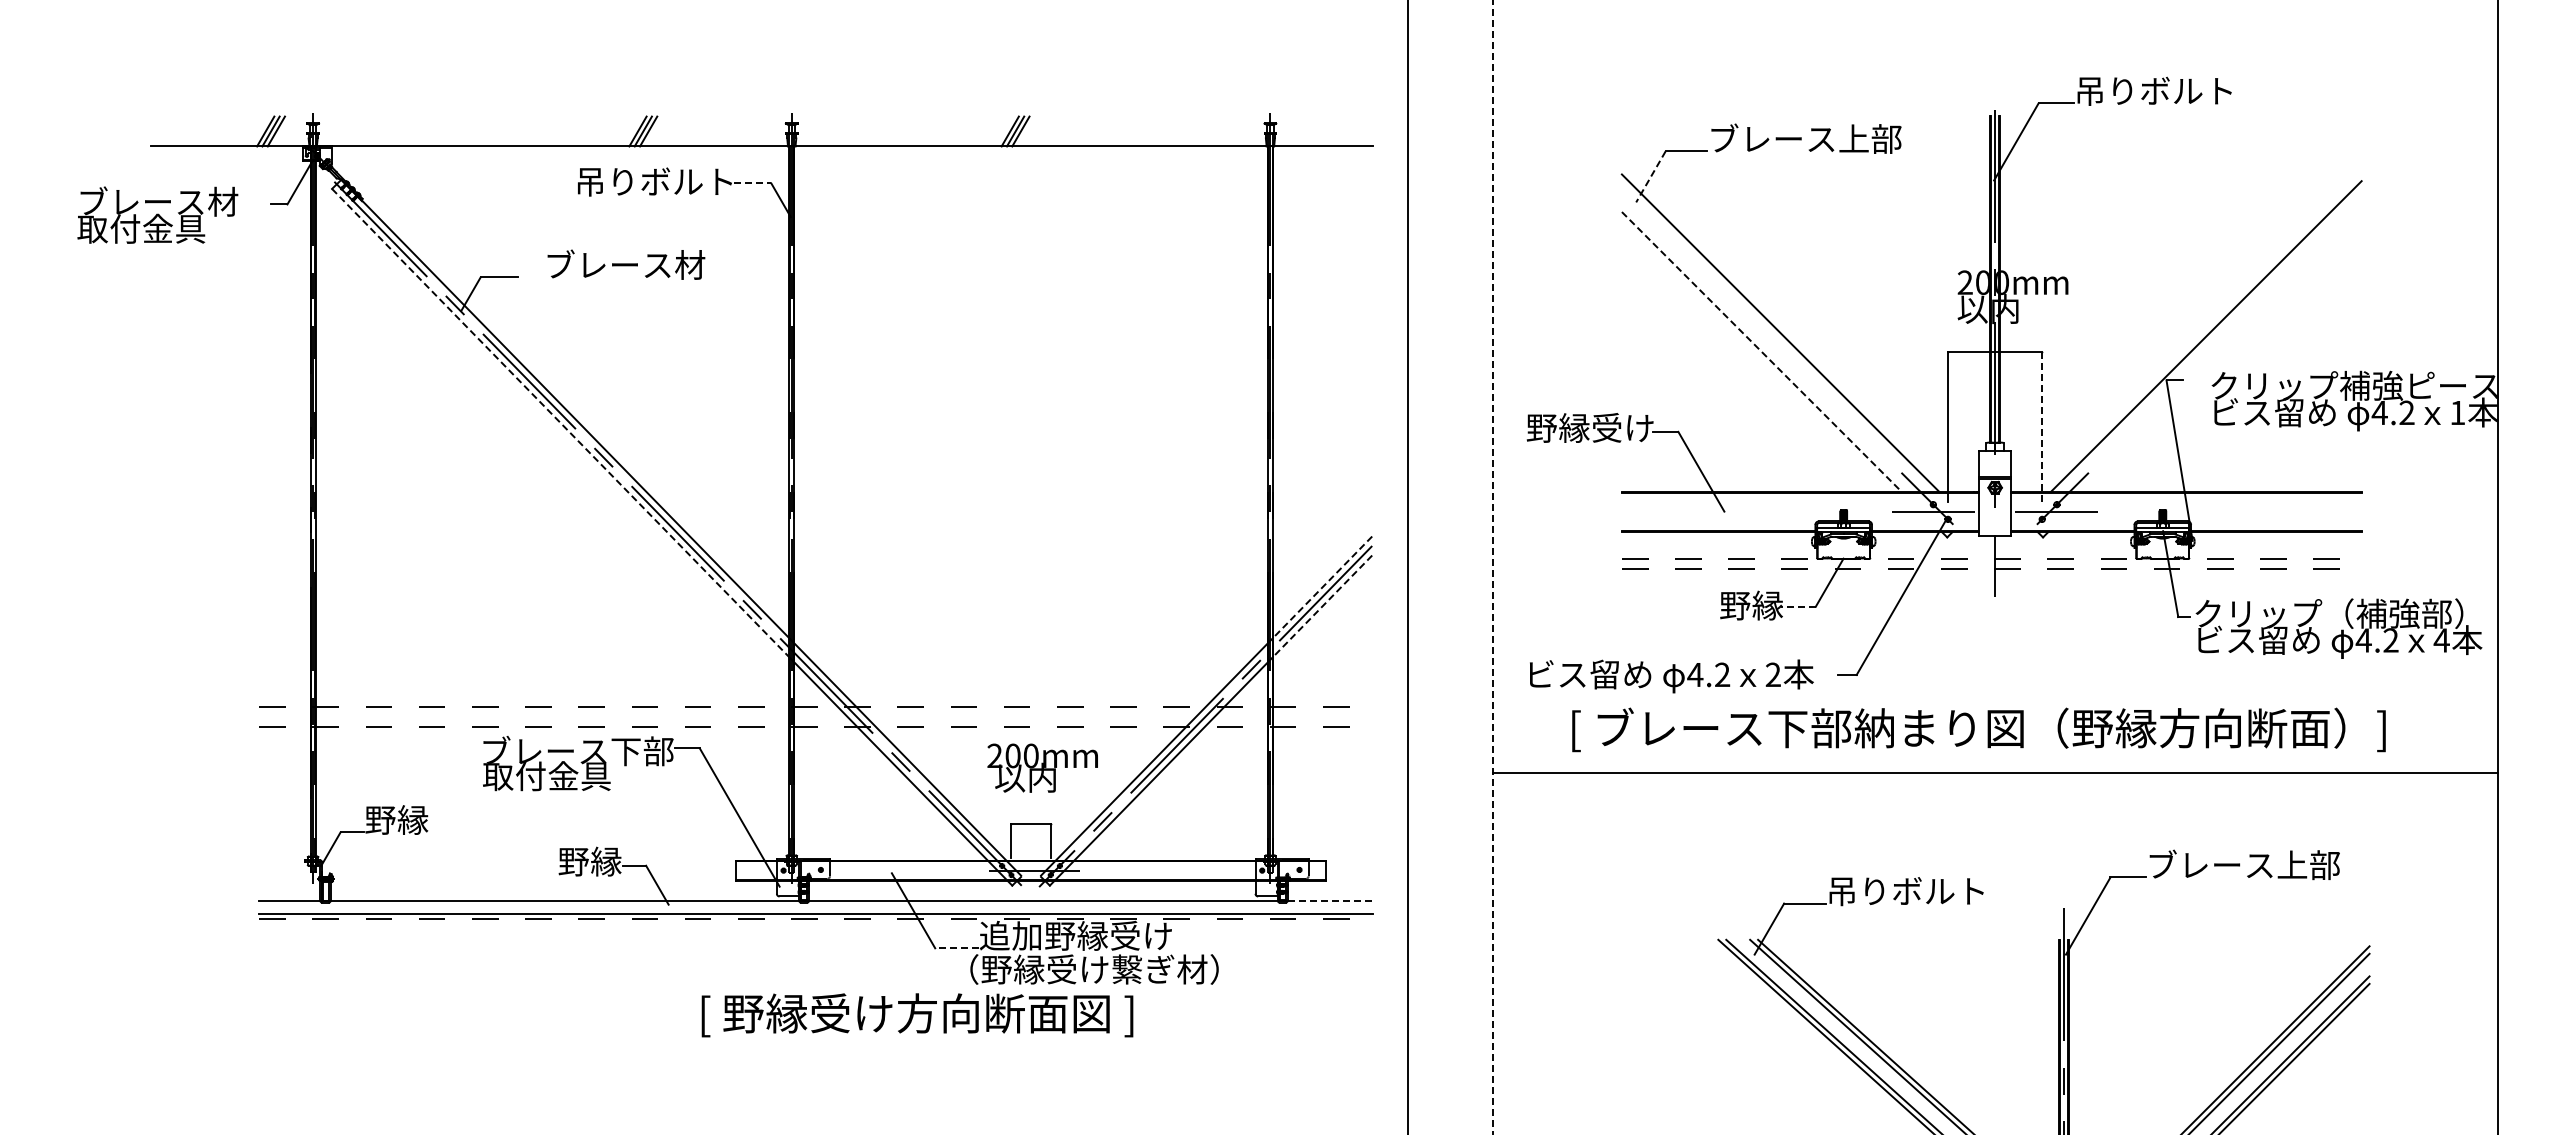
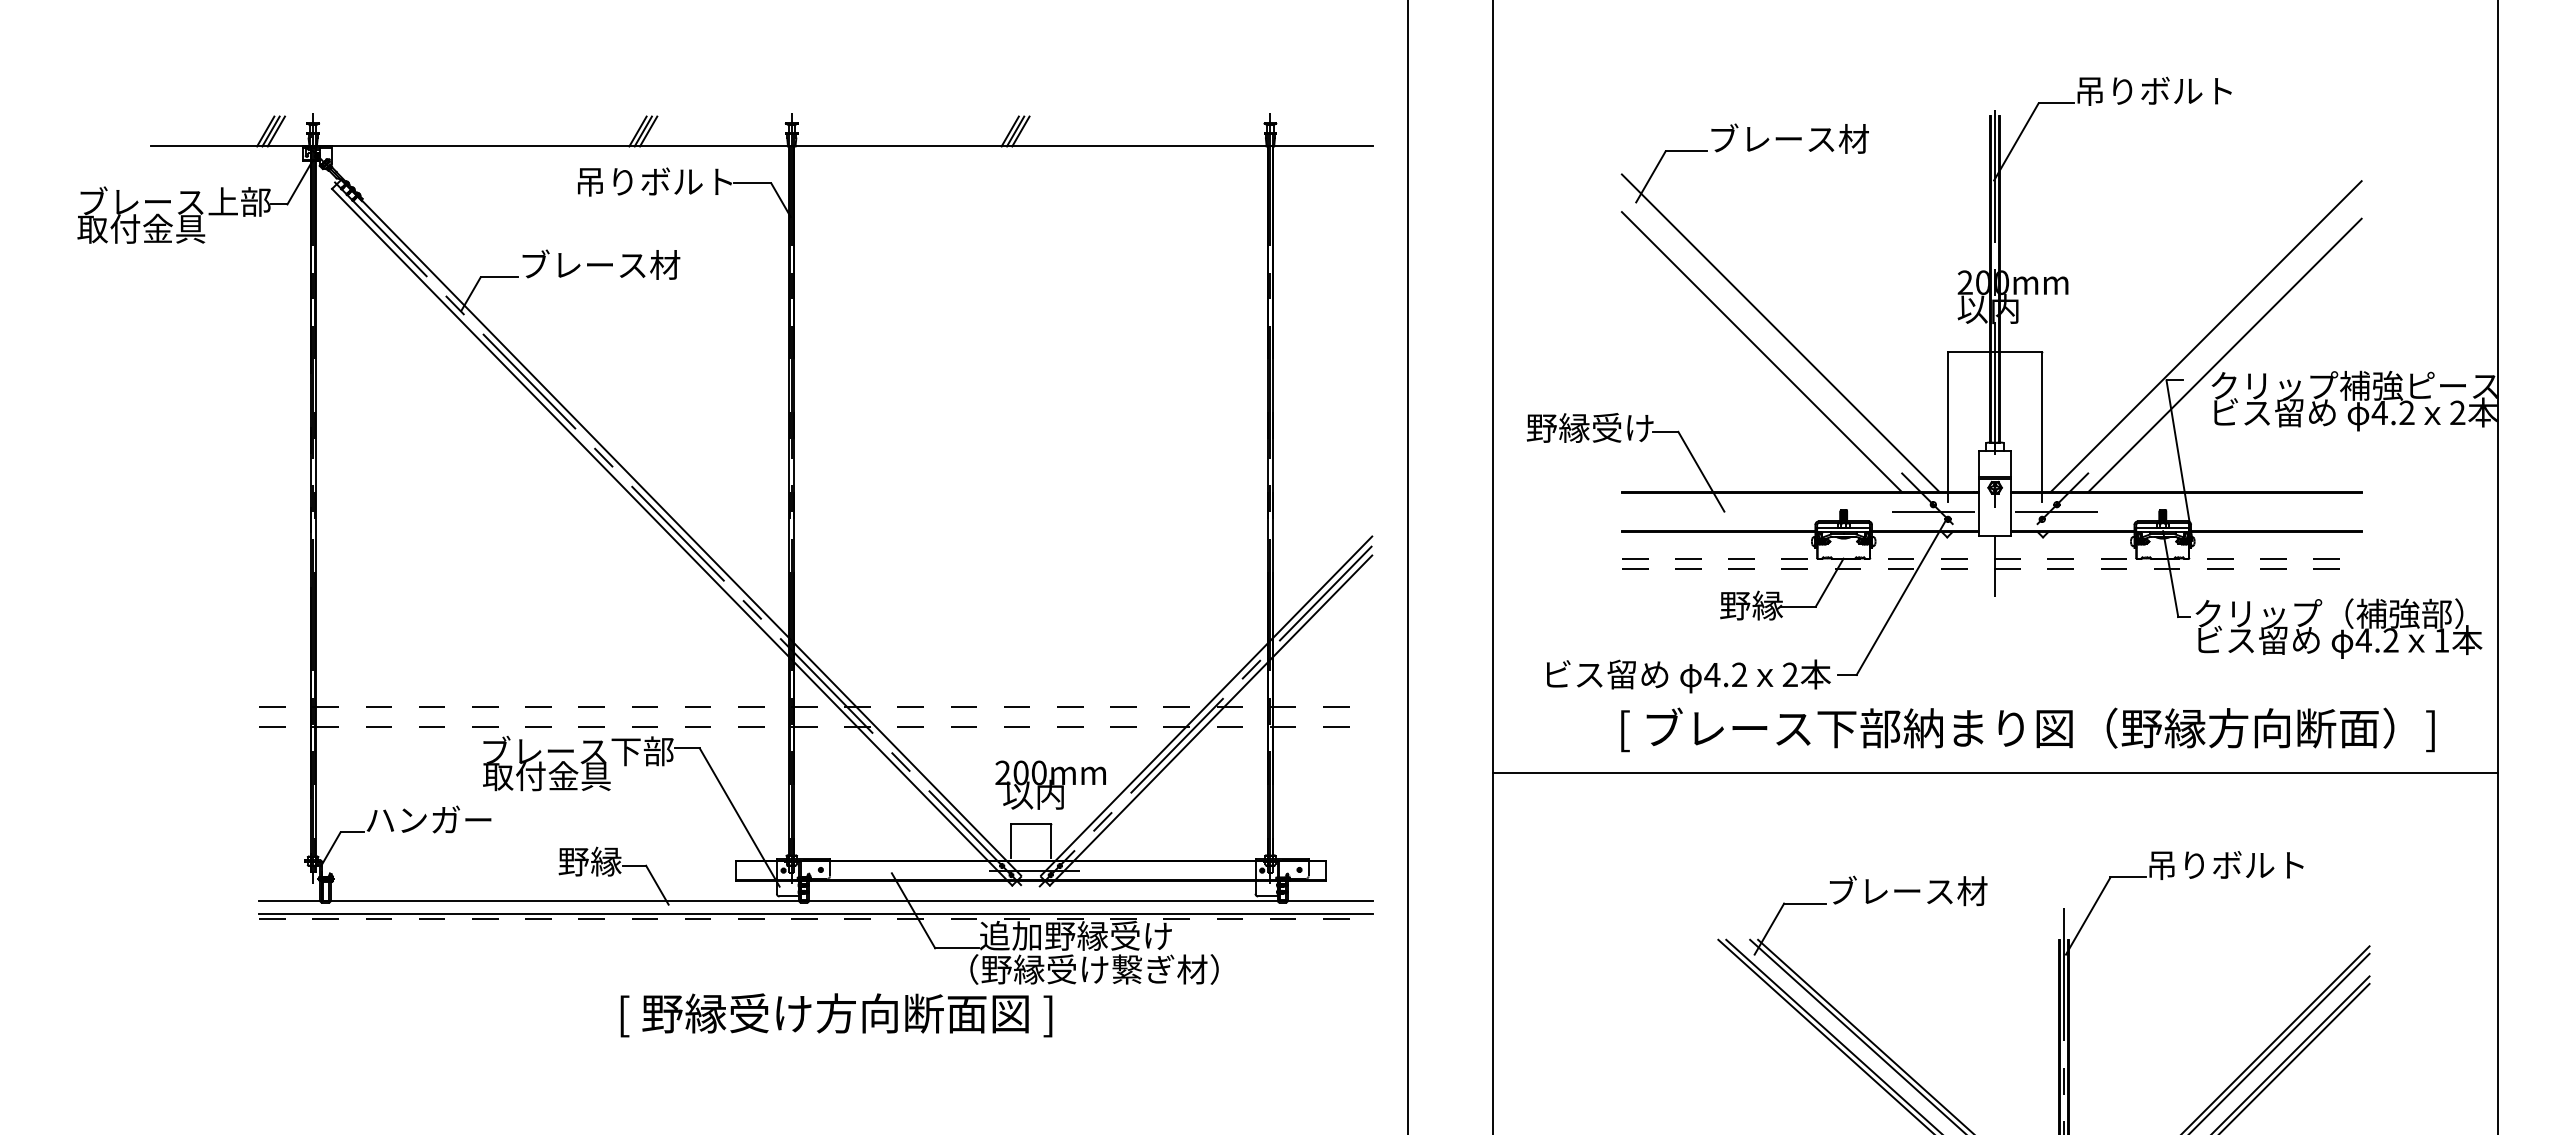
text: ブレース上部 -> ブレース材 (1869, 138)
line: dashed -> solid (1650, 177)
line: dashed -> solid (752, 183)
text: ブレース材 -> ブレース上部 (239, 201)
text position: (626, 264) -> (601, 264) (601, 264)
line: dashed -> solid (1761, 352)
line: none -> present (2224, 355)
text: 1 -> 2 (2457, 412)
line: dashed -> solid (561, 423)
line: dashed -> solid (2042, 426)
line: dashed -> solid (1492, 567)
line: dashed -> solid (1322, 587)
line: dashed -> solid (1322, 606)
line: dashed -> solid (1797, 606)
text: 4 -> 1 (2441, 640)
text position: (1671, 676) -> (1688, 676) (1688, 676)
text position: (1978, 729) -> (2027, 729) (2027, 729)
text position: (1042, 767) -> (1050, 784) (1050, 784)
text: 野縁 -> ハンガー (428, 819)
text: ブレース上部 -> 吊りボルト (2244, 864)
text: 吊りボルト -> ブレース材 (1908, 890)
line: dashed -> solid (1330, 900)
line: dashed -> solid (956, 948)
text position: (917, 1015) -> (836, 1015) (836, 1015)
